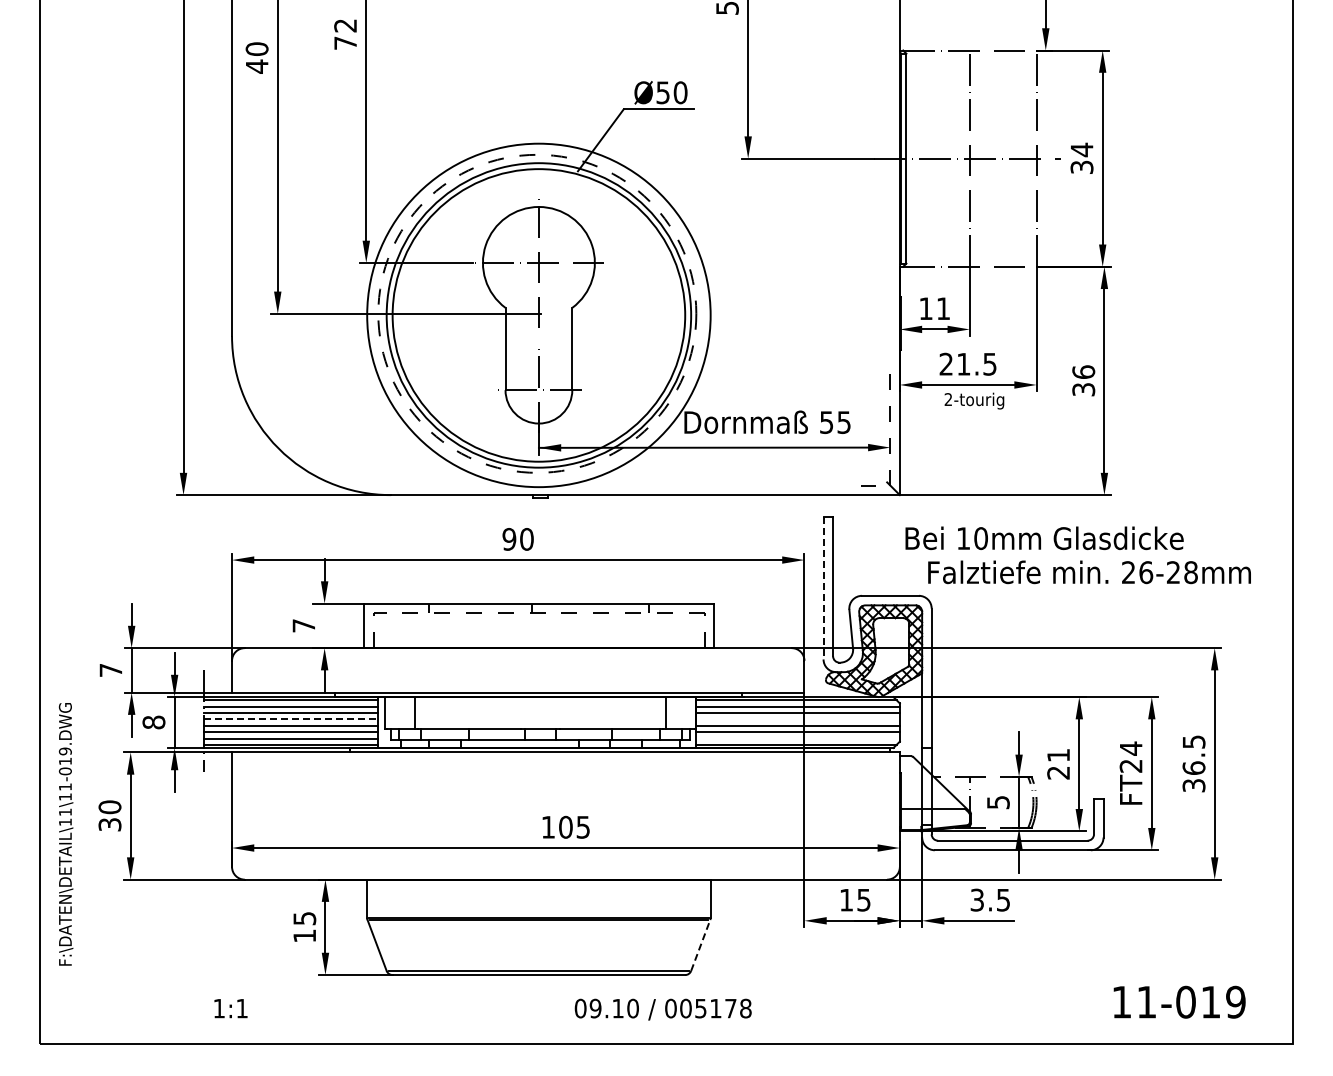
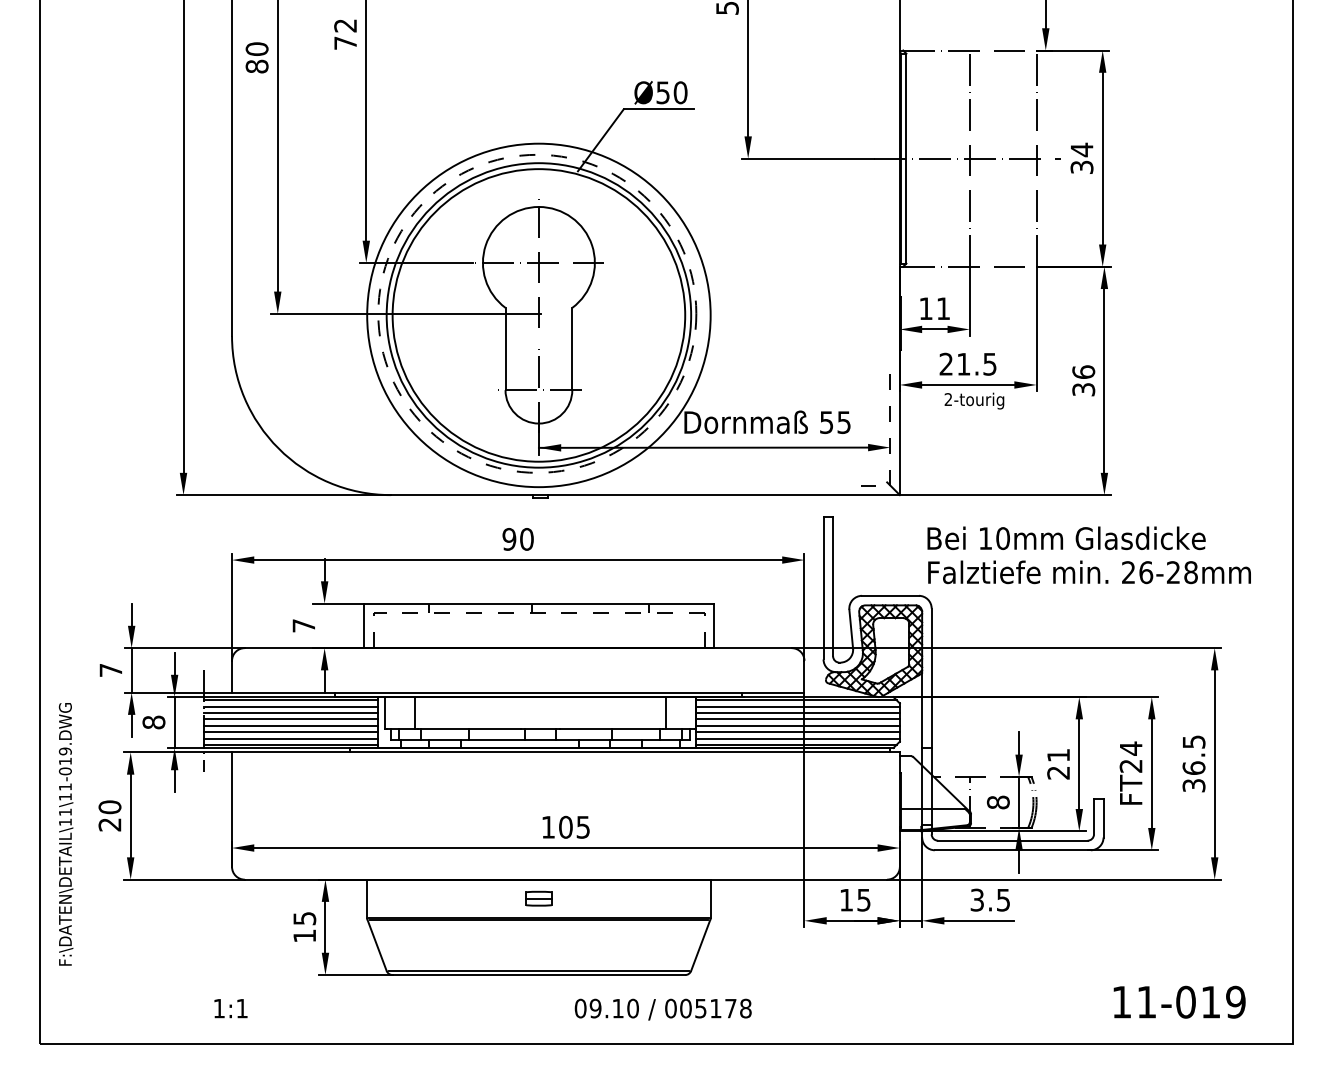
text: 40 -> 80 (256, 66)
text position: (1044, 538) -> (1066, 538) (1066, 538)
line: dashed -> solid (823, 588)
line: dashed -> solid (291, 719)
line: none -> present (797, 719)
line: none -> present (797, 738)
text: 5 -> 8 (997, 802)
text: 30 -> 20 (109, 824)
part: none -> present (538, 898)
line: dashed -> solid (700, 945)
